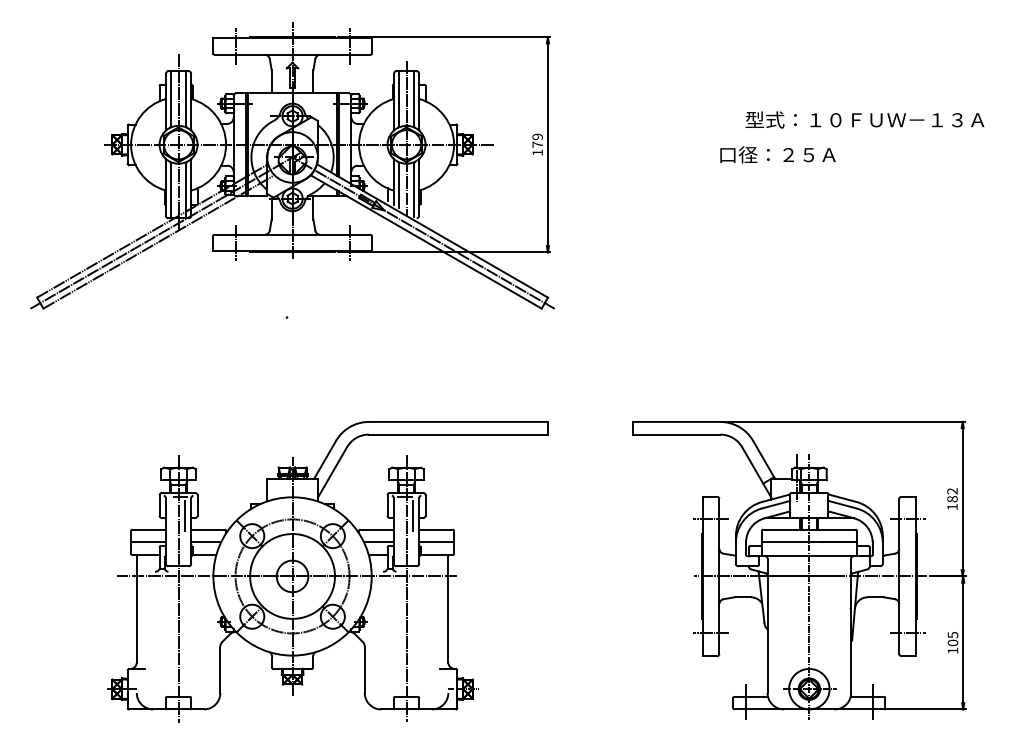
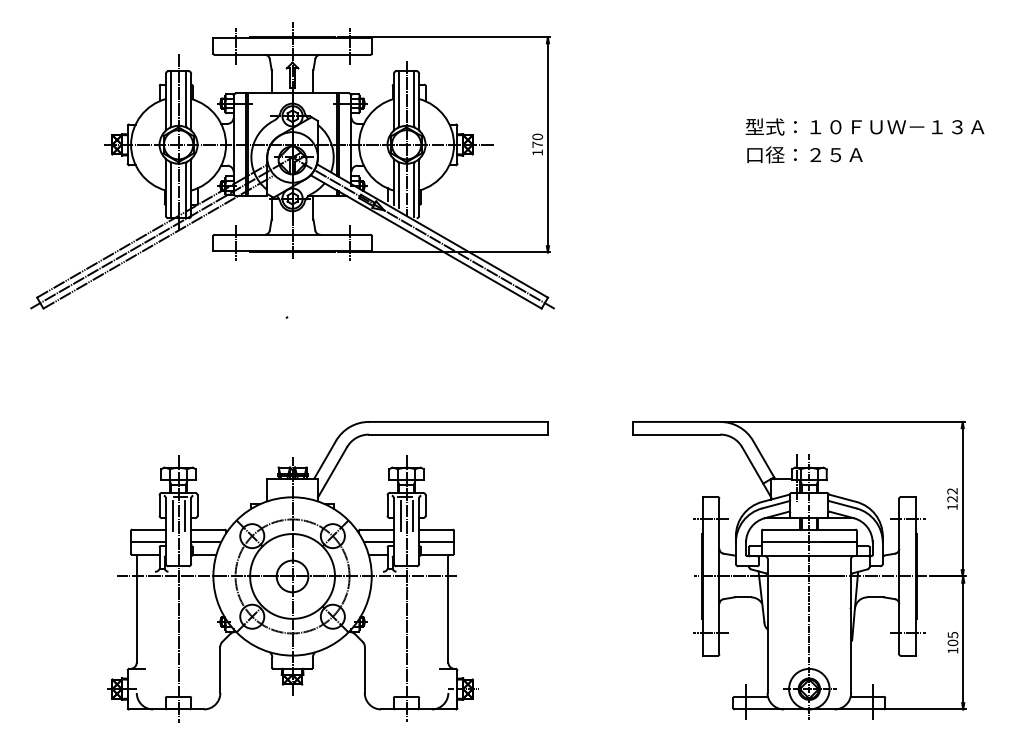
text position: (864, 119) -> (864, 126) (864, 126)
text: 179 -> 170 (537, 136)
text position: (777, 154) -> (804, 154) (804, 154)
text: 182 -> 122 (952, 499)
line: none -> present (172, 515)
line: none -> present (400, 515)
